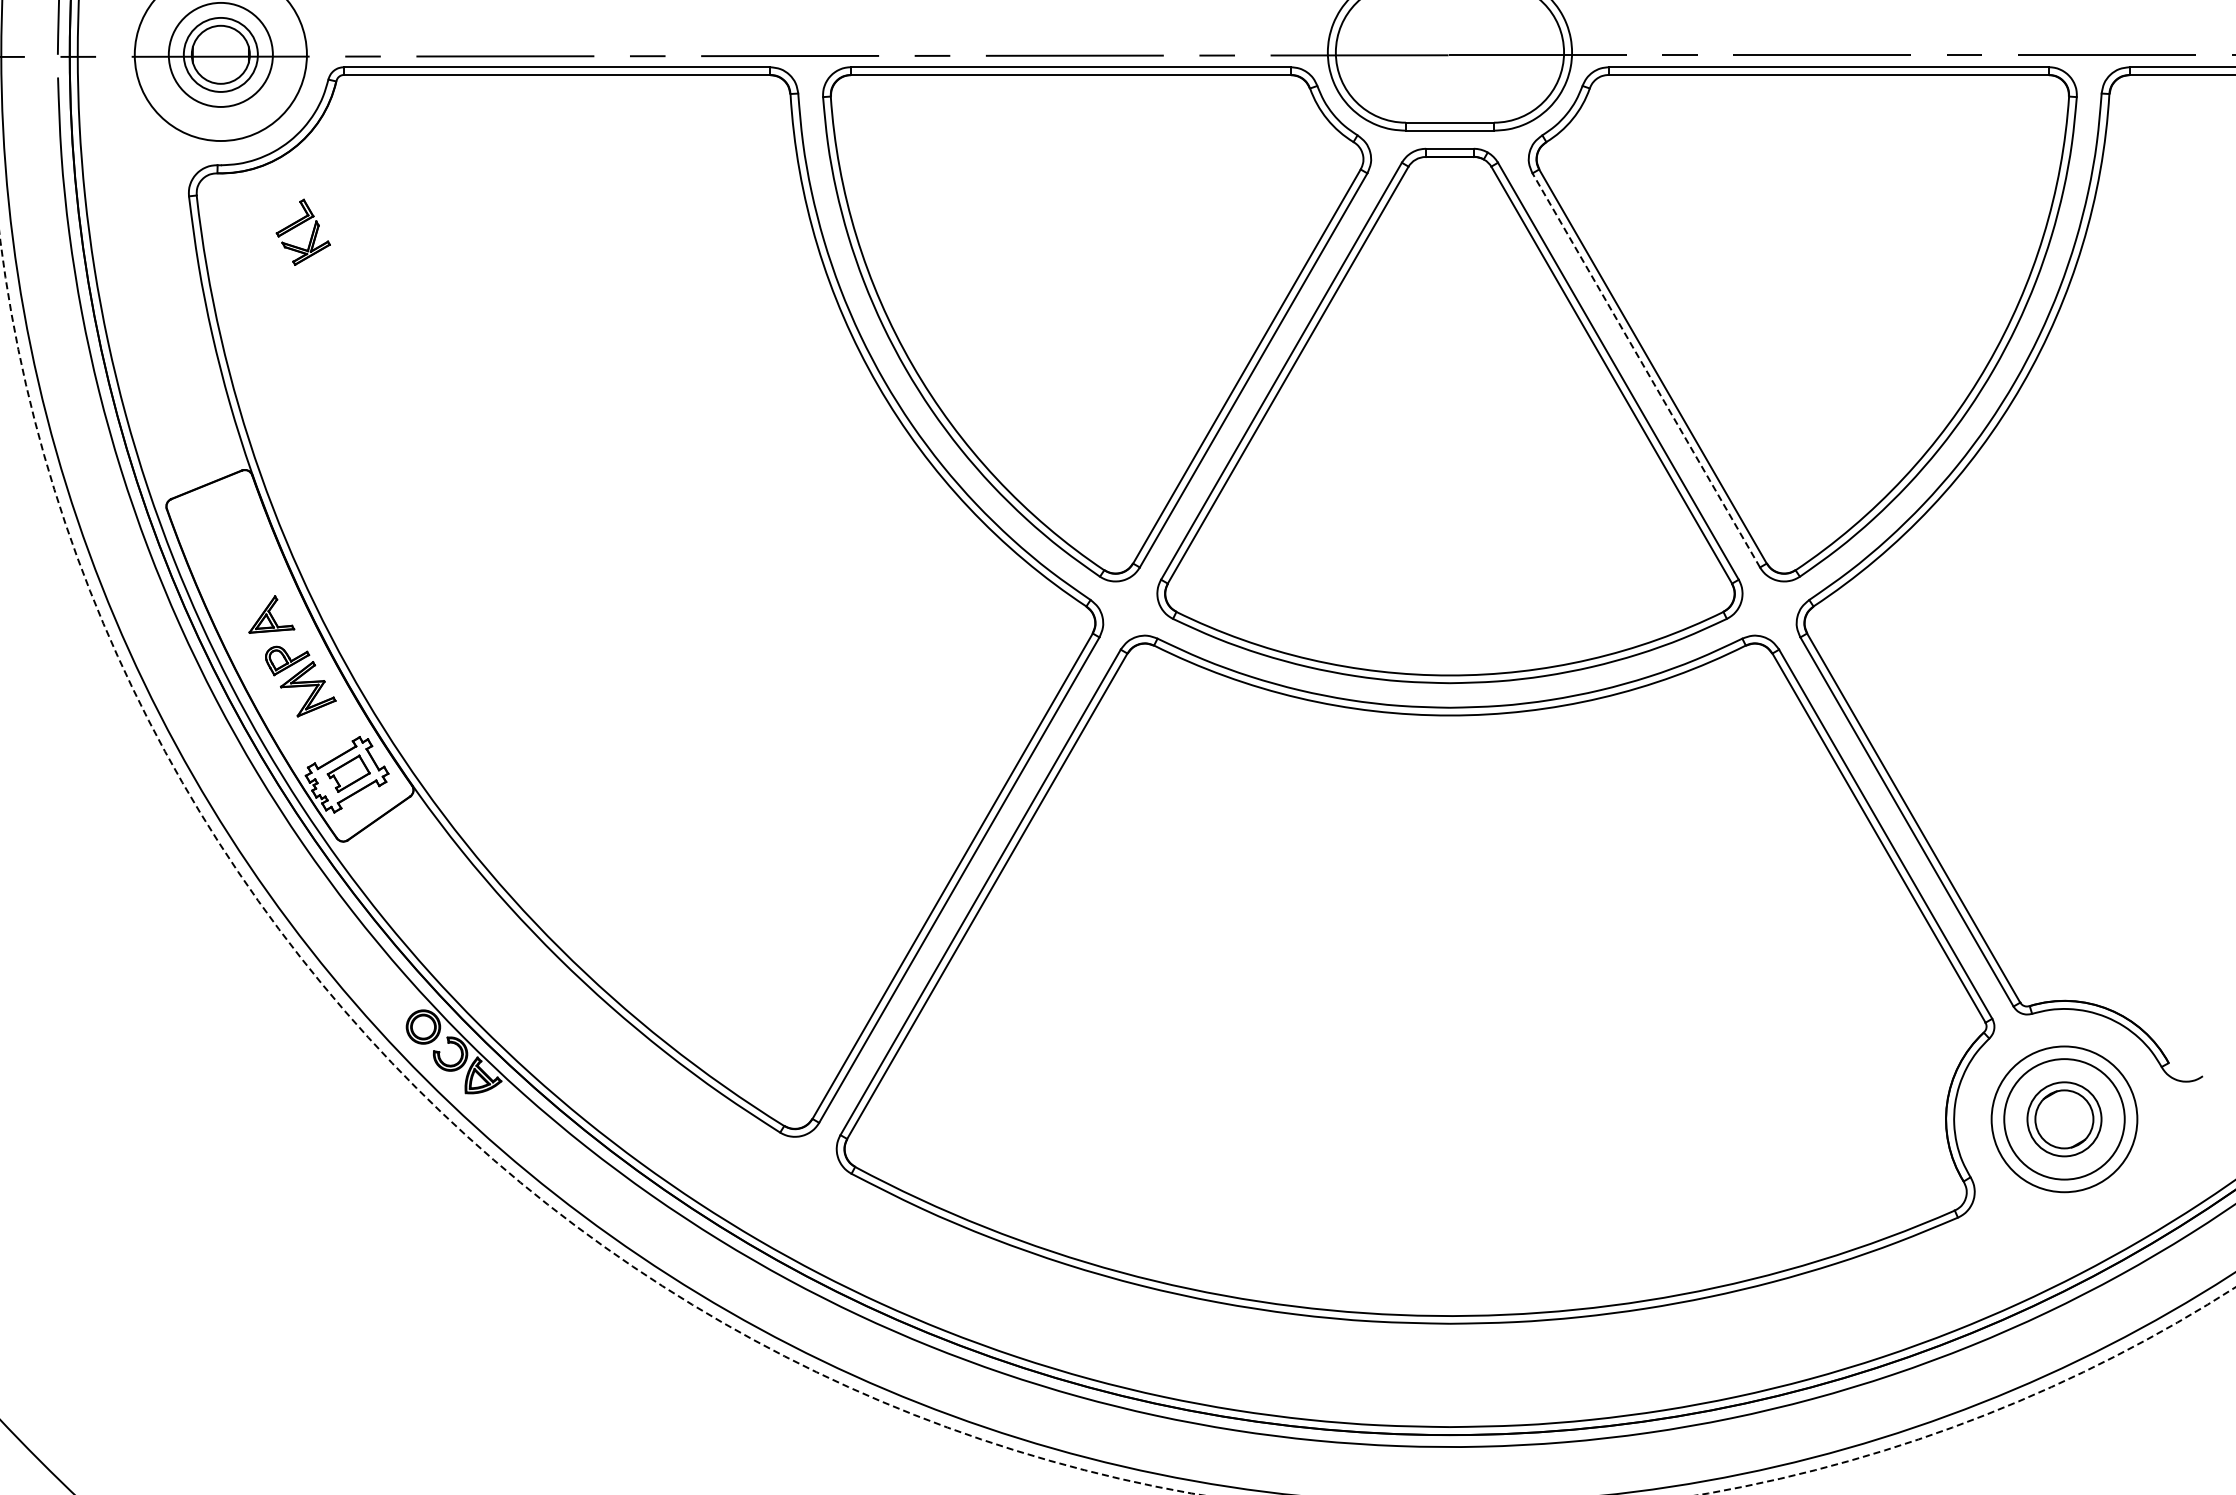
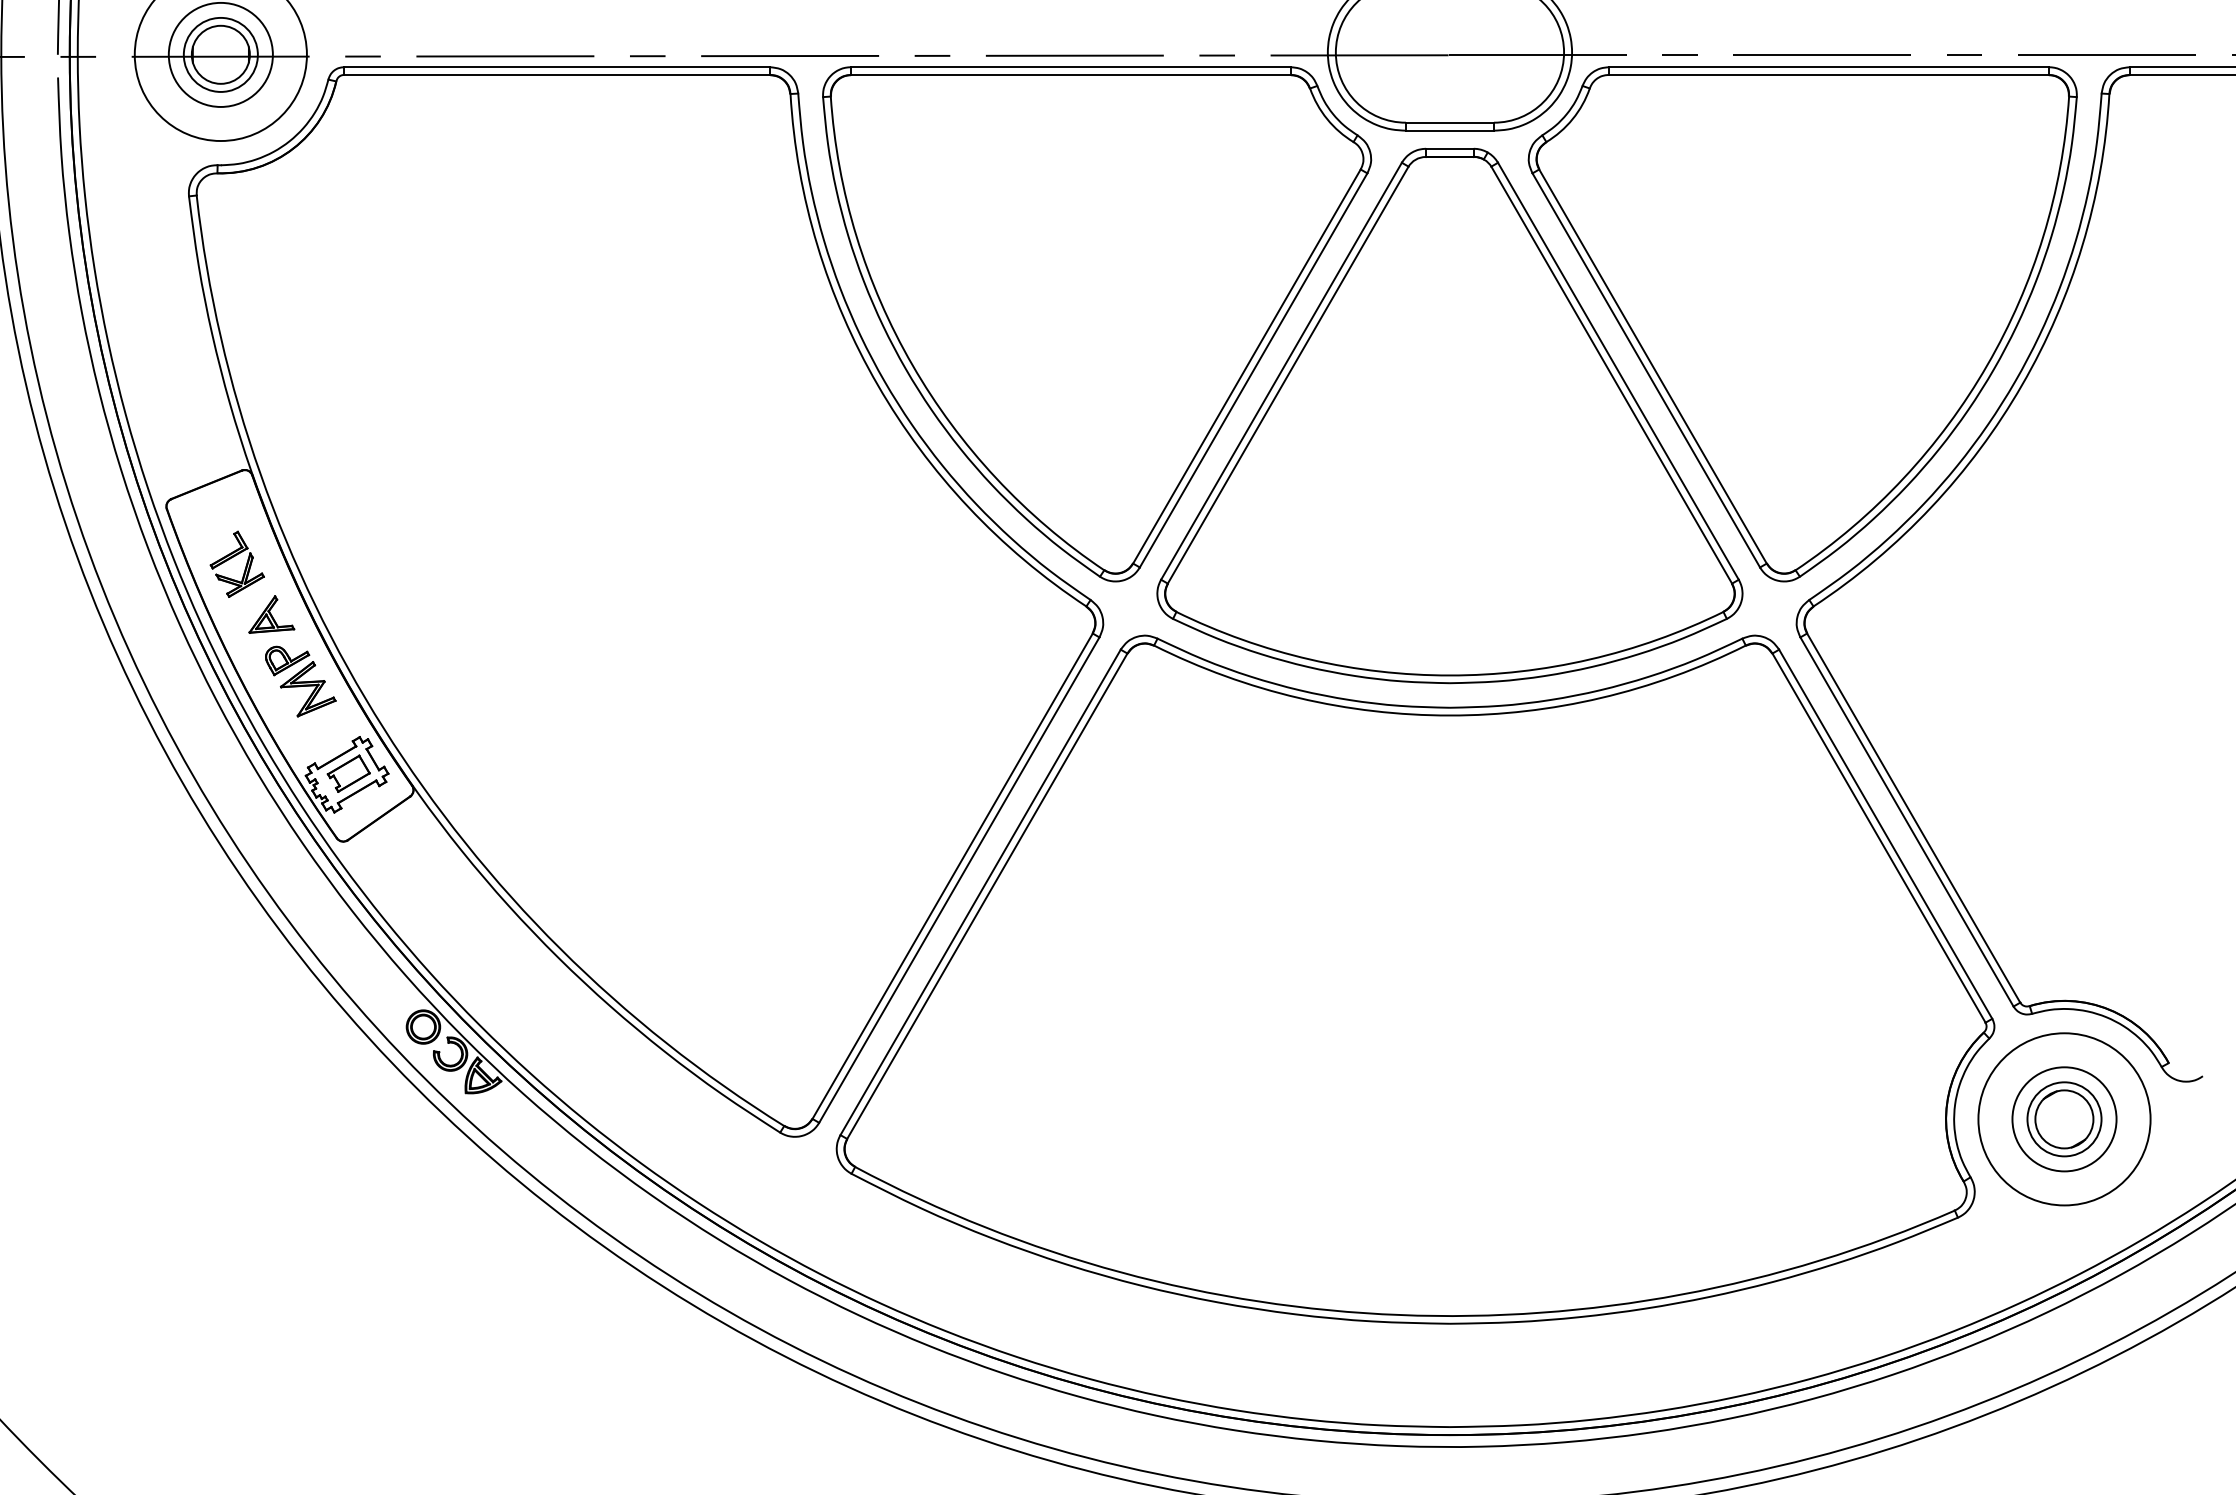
part position: (298, 226) -> (232, 558) (232, 558)
line: dashed -> solid (1646, 370)
circle: dashed -> solid (1117, 866)
circle diameter: 121 px -> 172 px (2064, 1119)
circle diameter: 146 px -> 104 px (2064, 1119)
